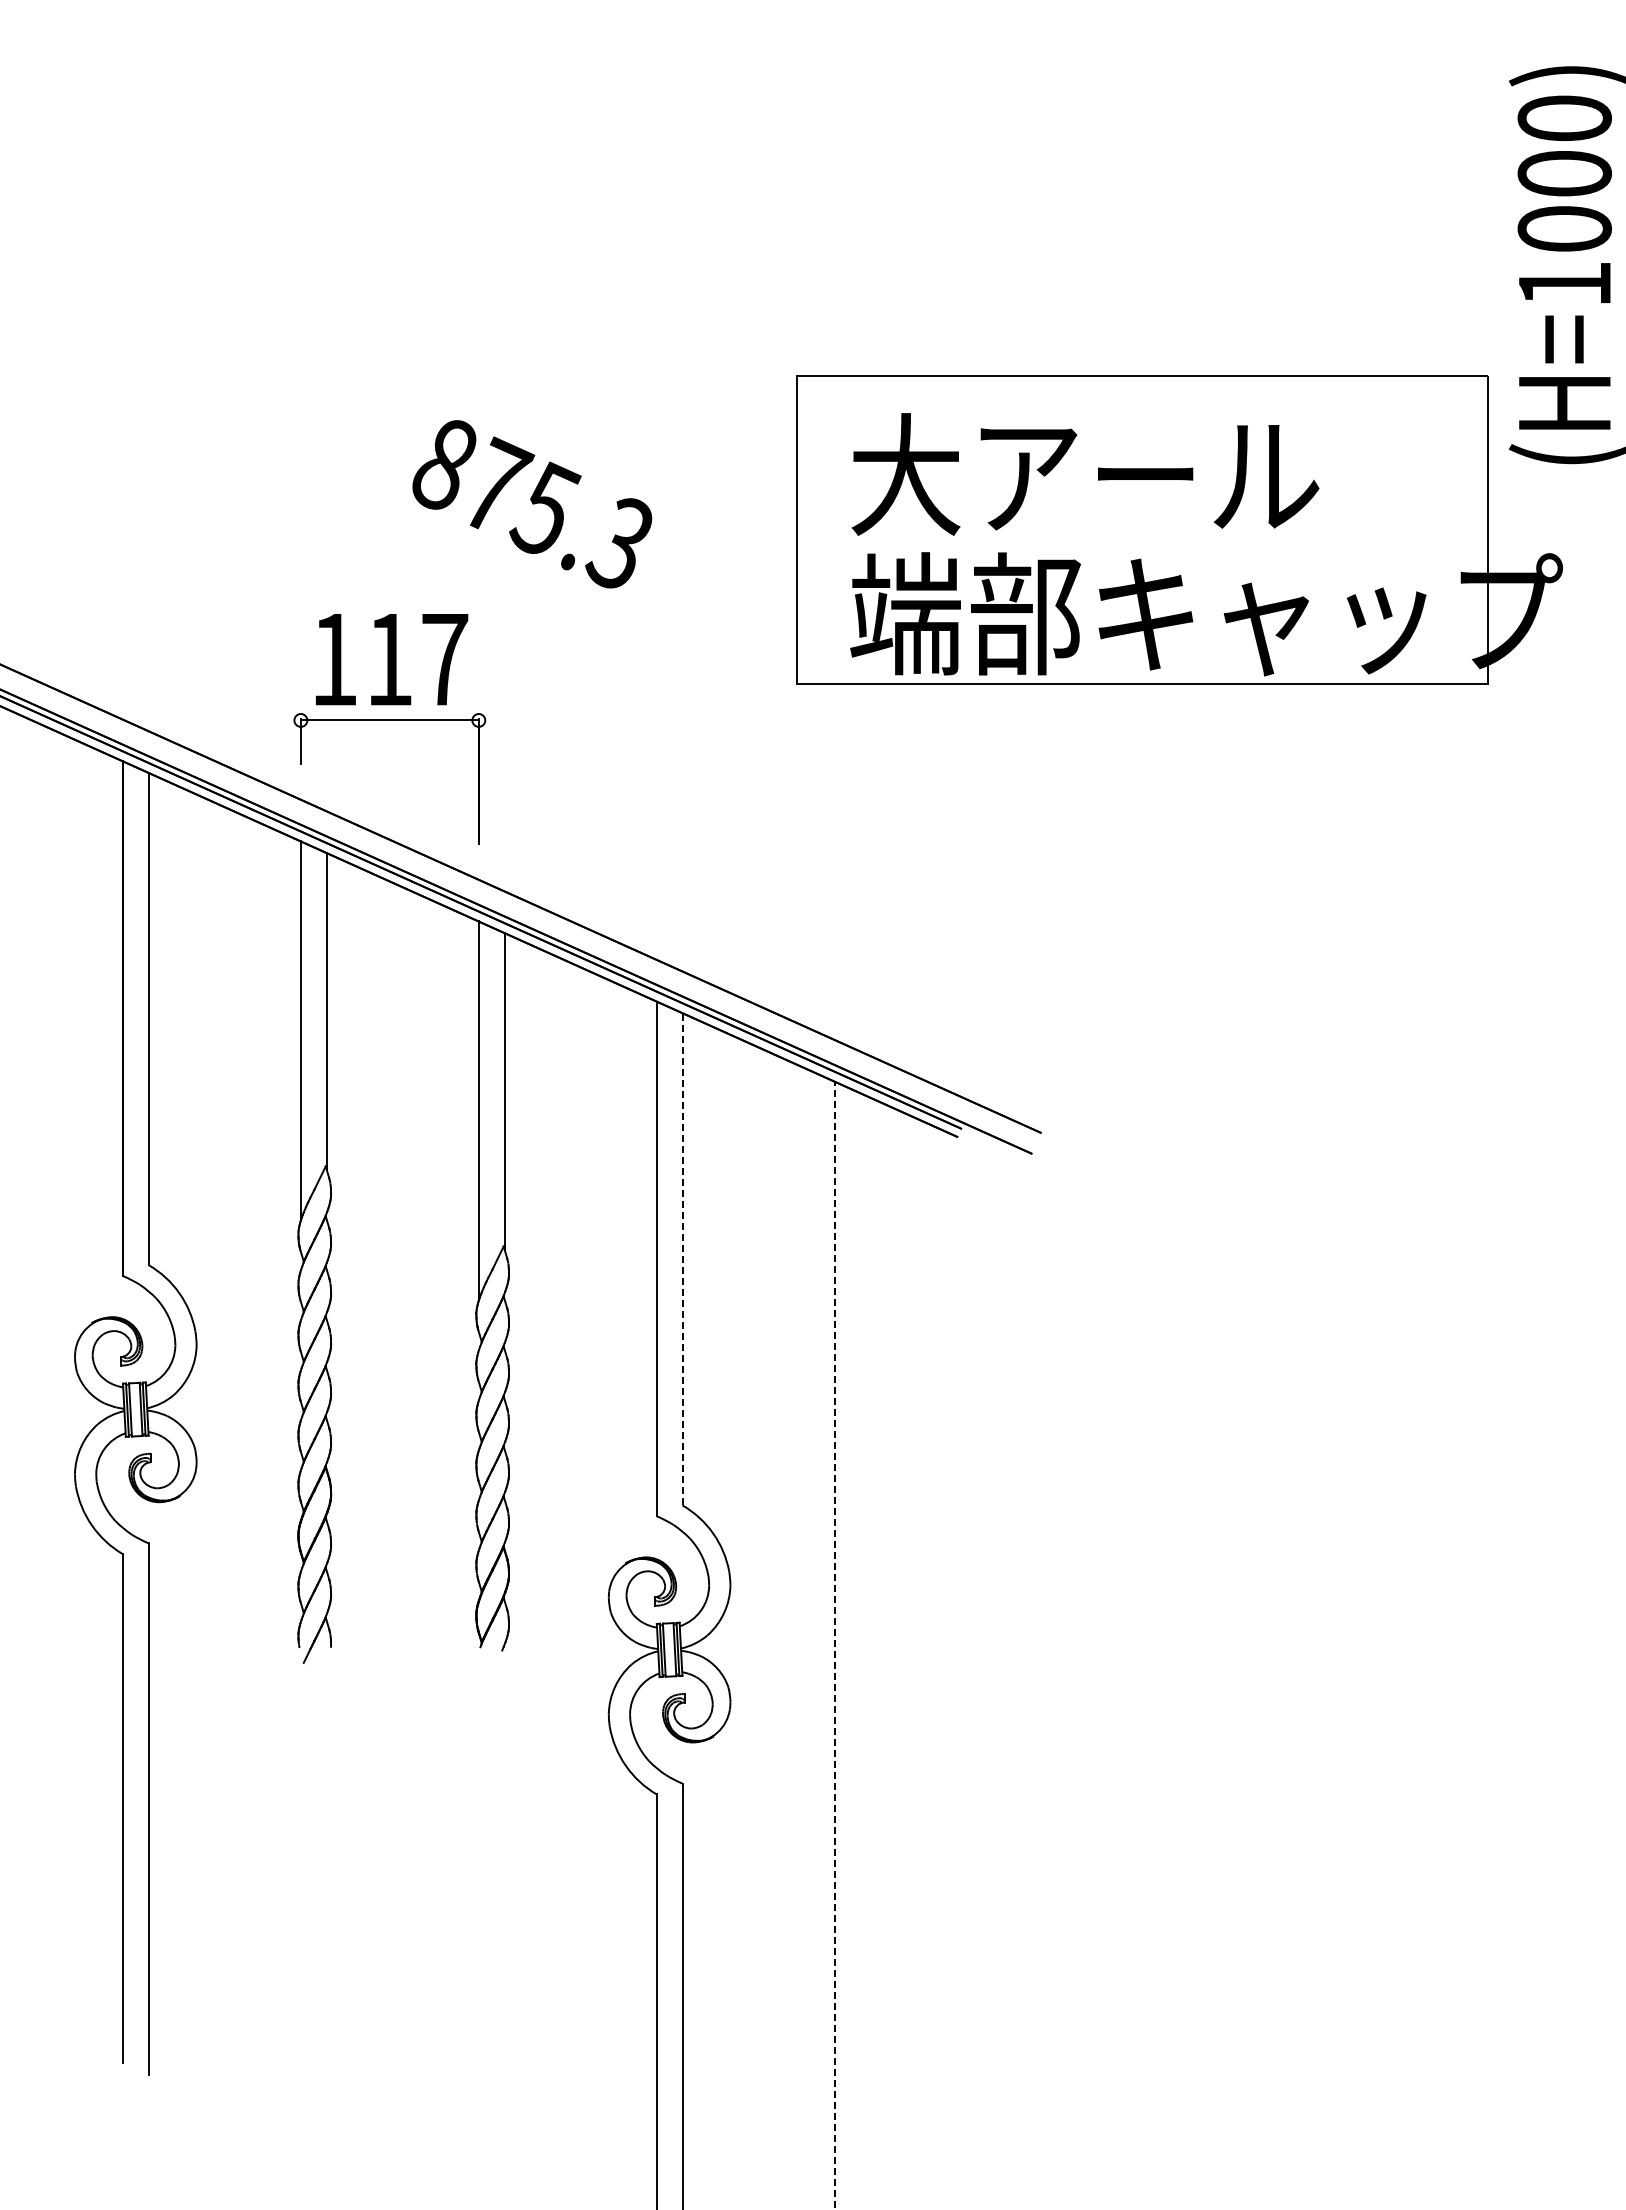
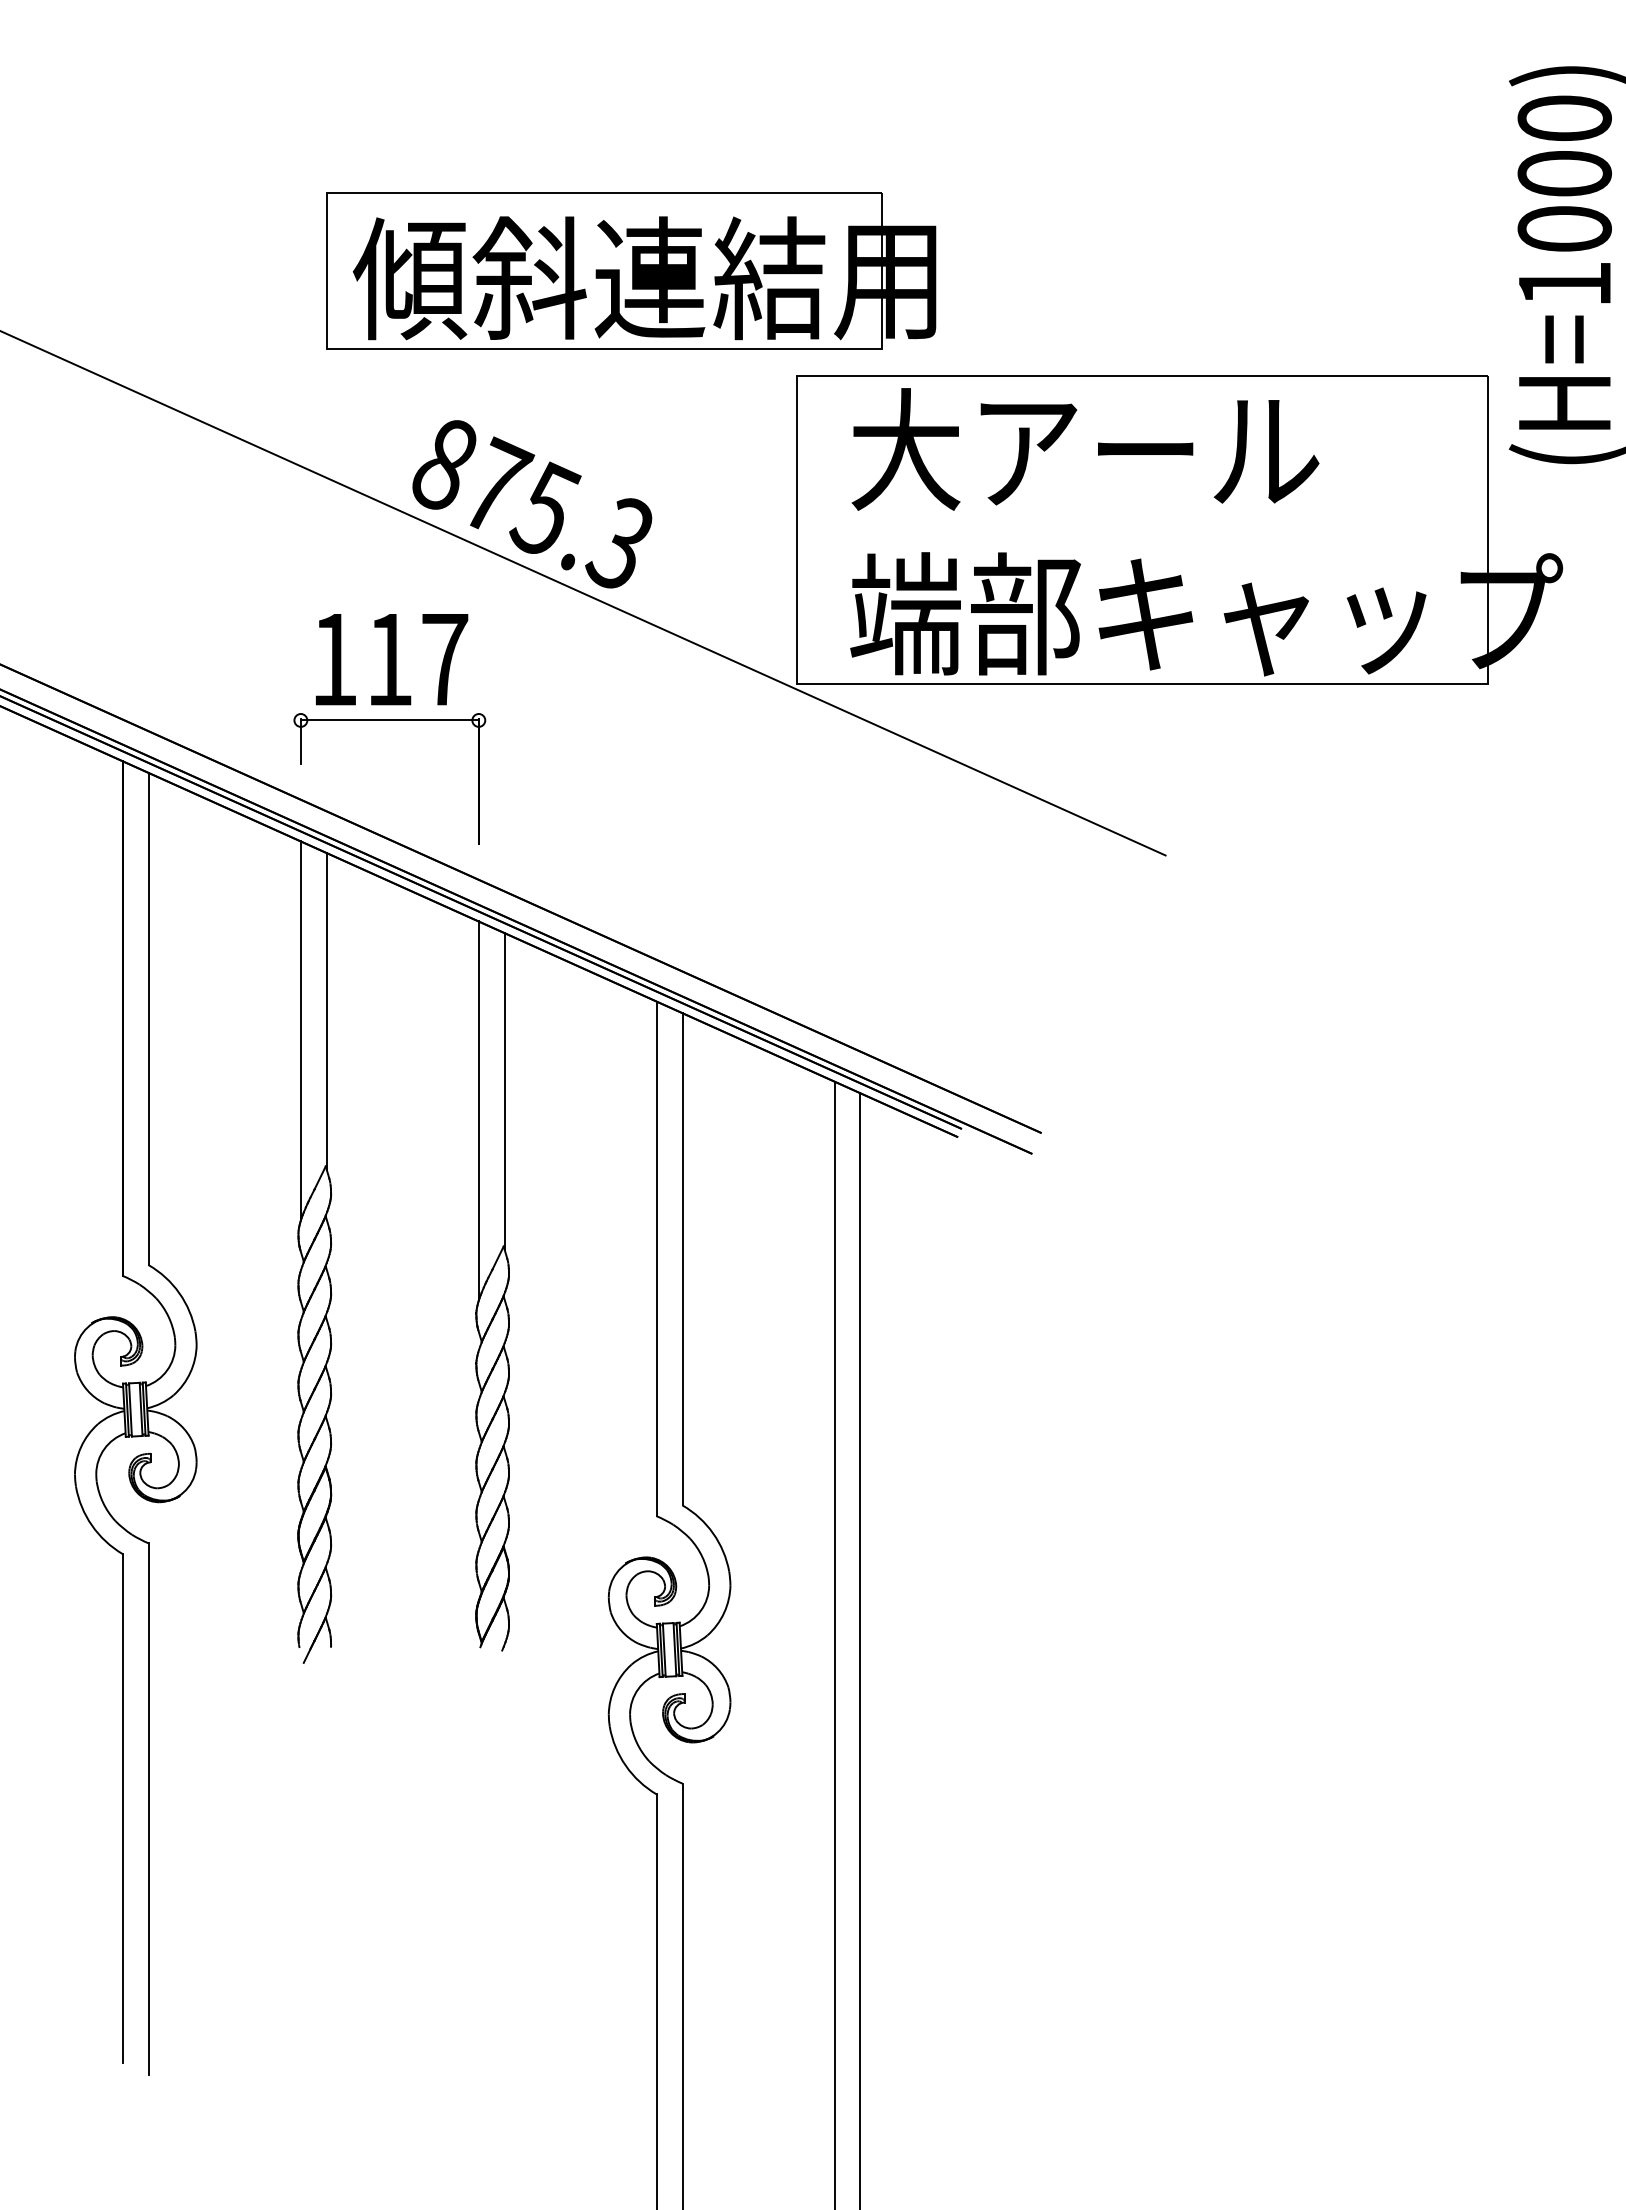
part: none -> present (631, 270)
text position: (1085, 474) -> (1085, 449) (1085, 449)
line: none -> present (583, 593)
line: dashed -> solid (682, 1258)
line: dashed -> solid (834, 1645)
line: none -> present (860, 1649)
